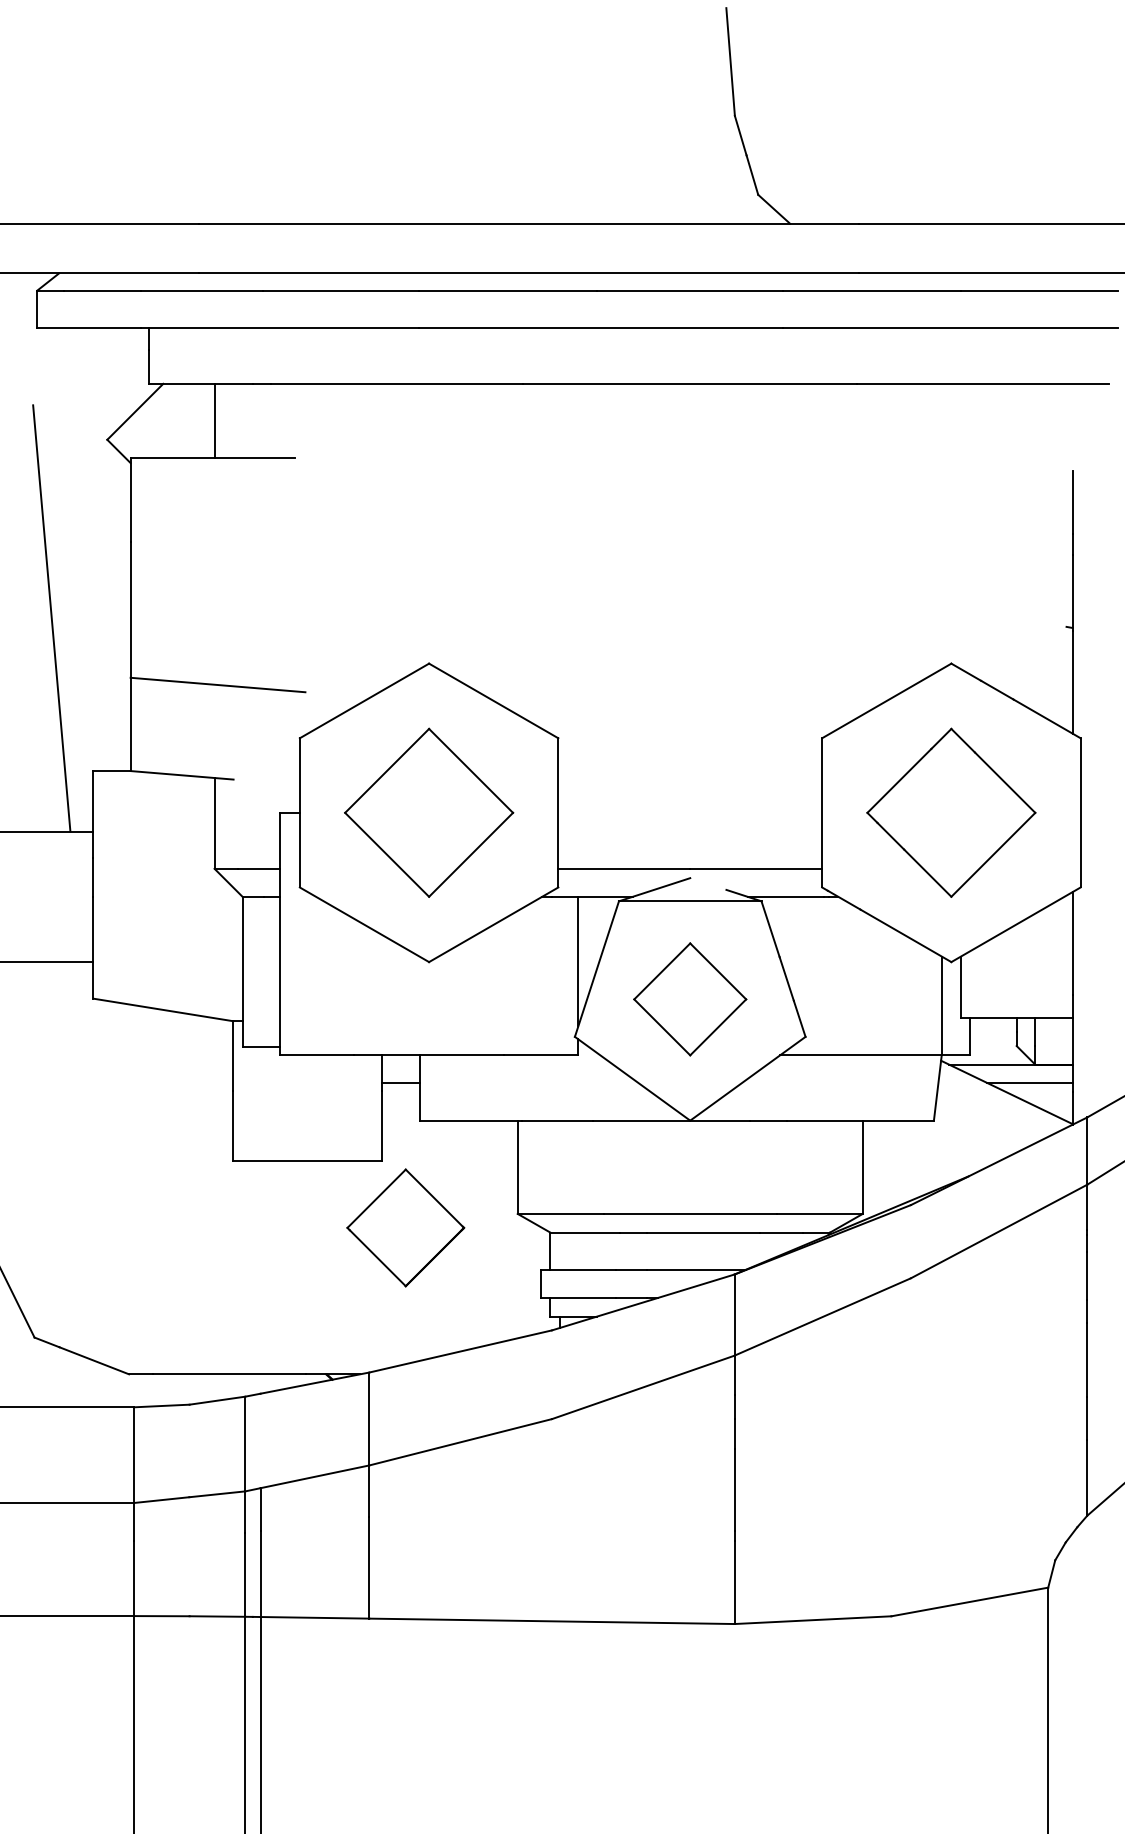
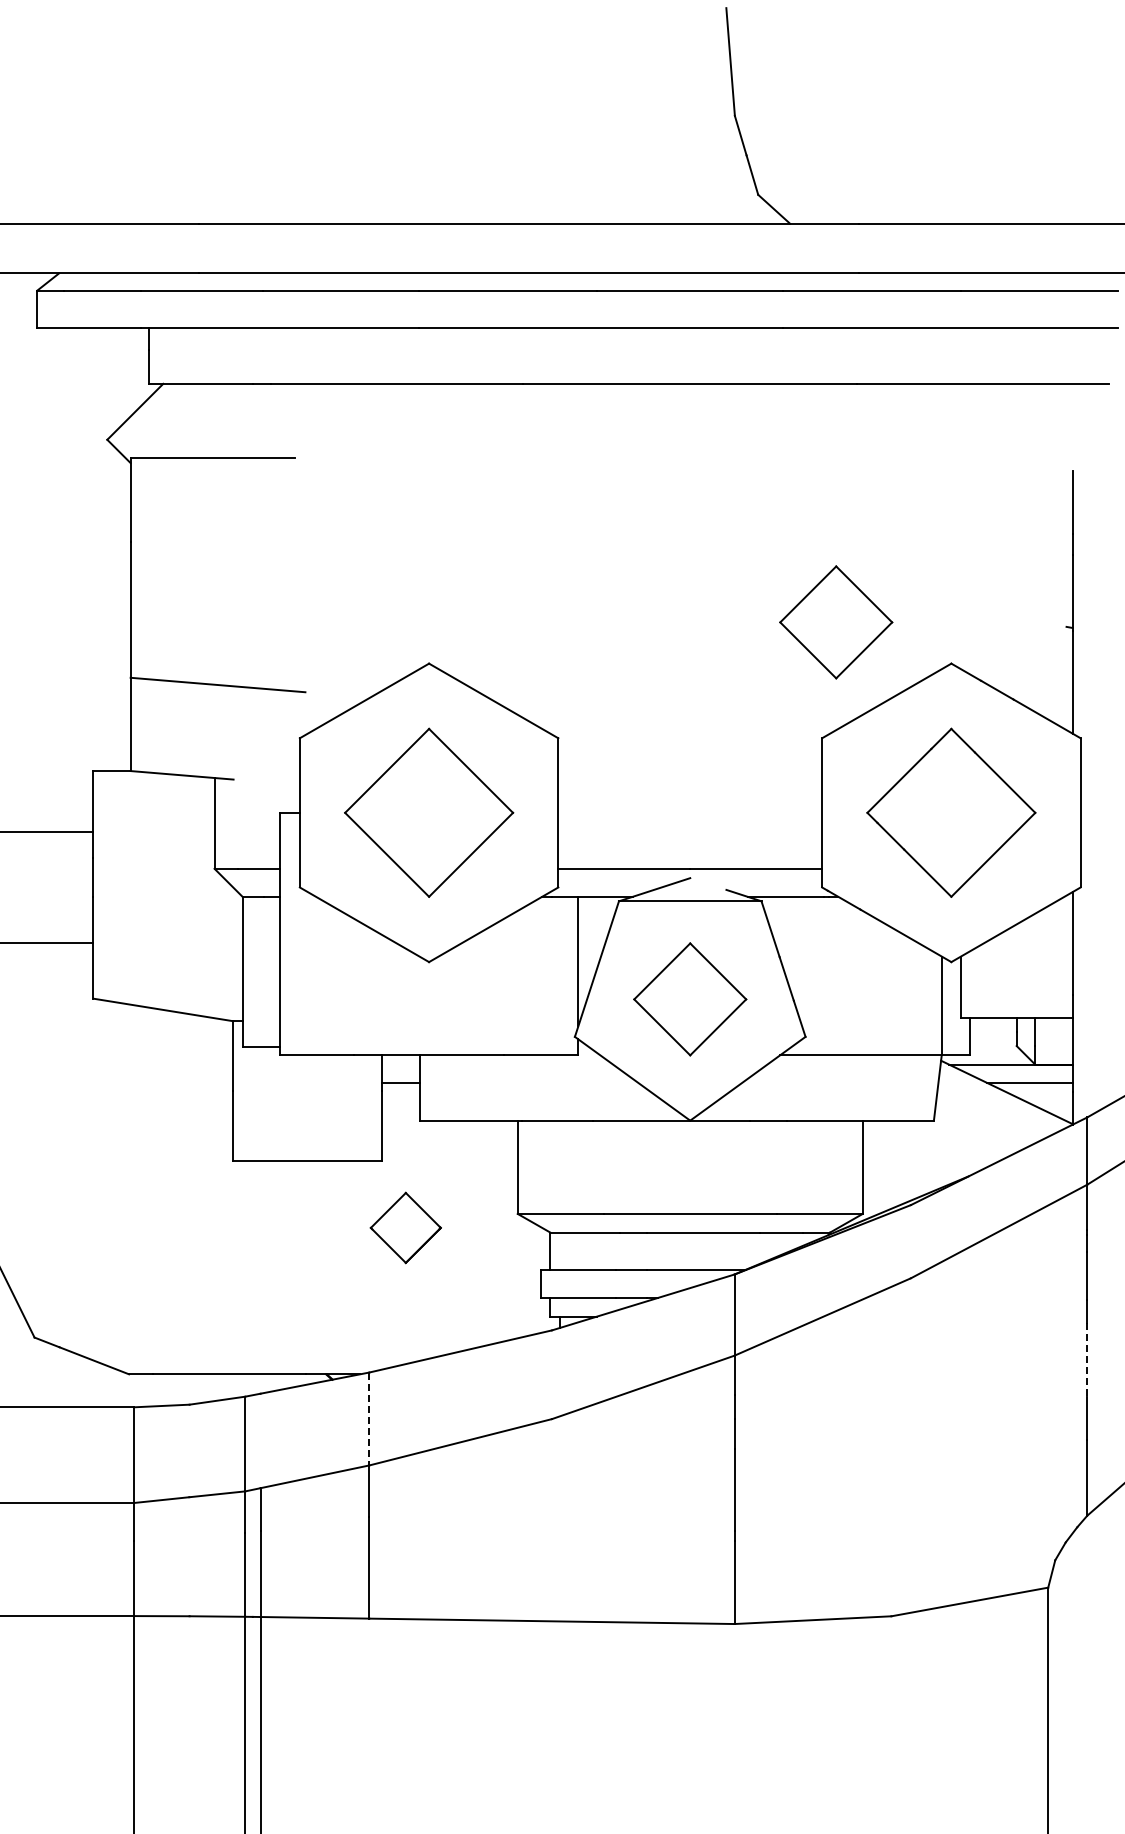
line: present -> none (214, 420)
line: present -> none (51, 618)
part: none -> present (836, 622)
line position: (47, 962) -> (47, 943) (47, 943)
part size: 120x120 px -> 73x74 px (405, 1227)
line: solid -> dashed (1087, 1360)
line: solid -> dashed (369, 1419)
